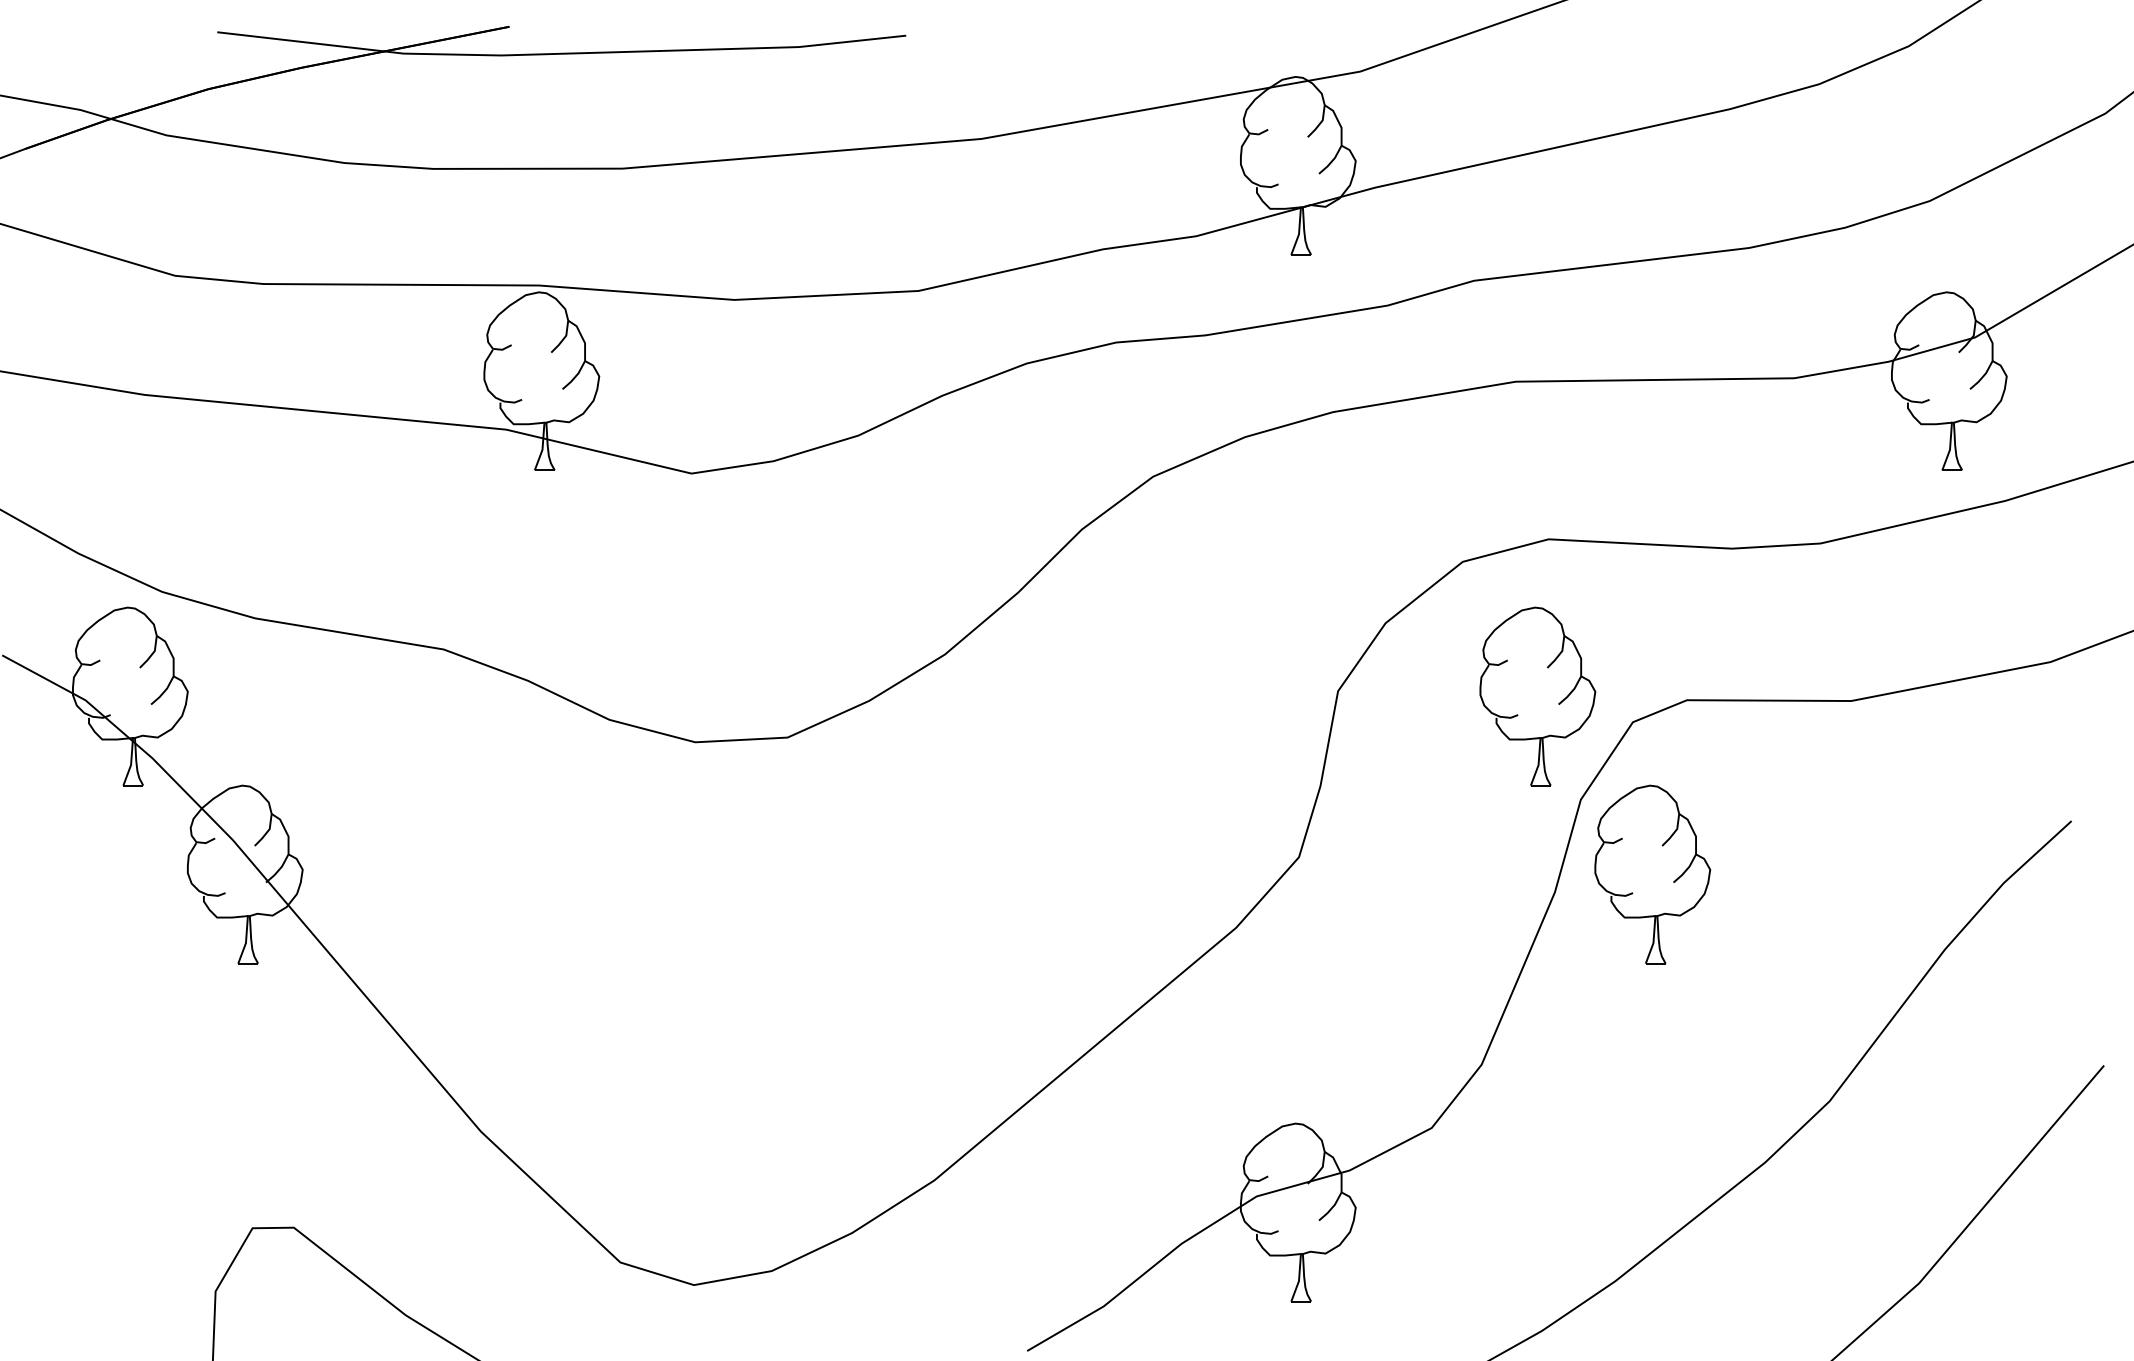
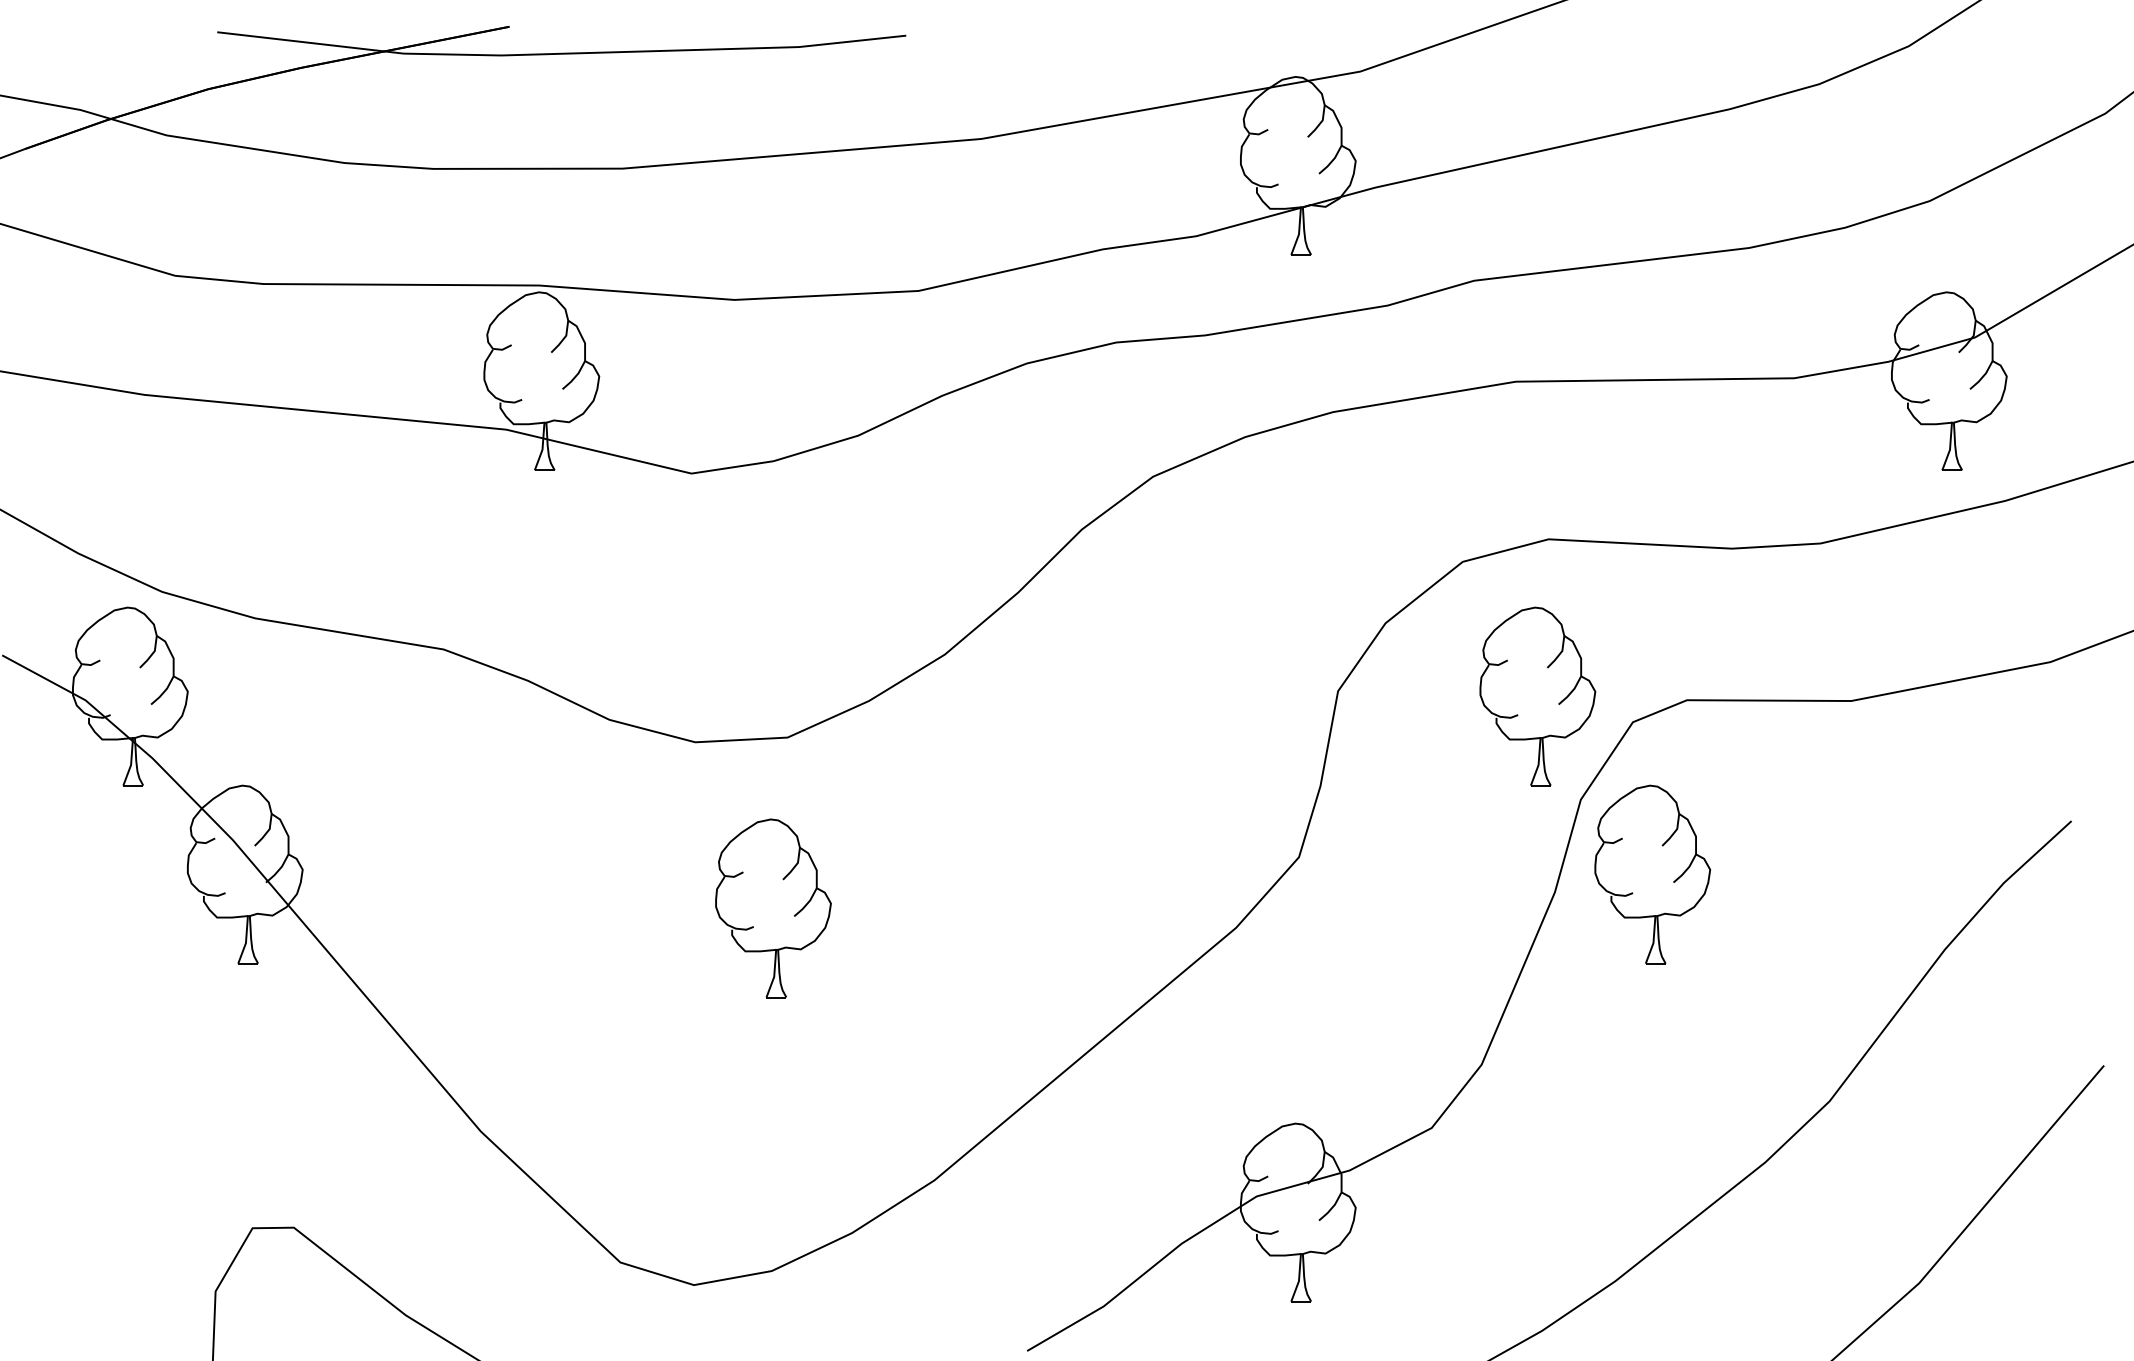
part: none -> present (773, 908)
